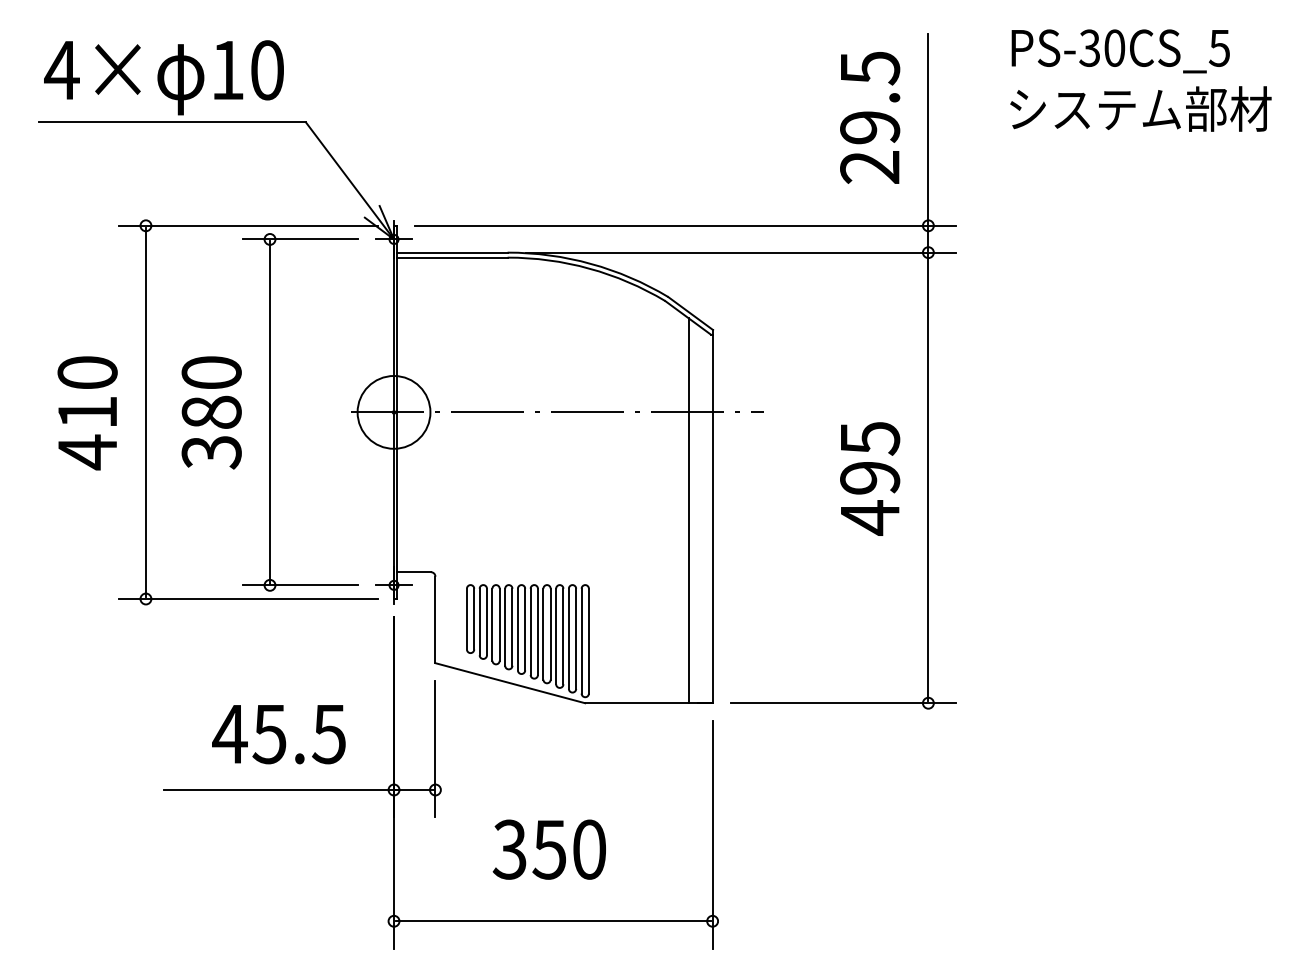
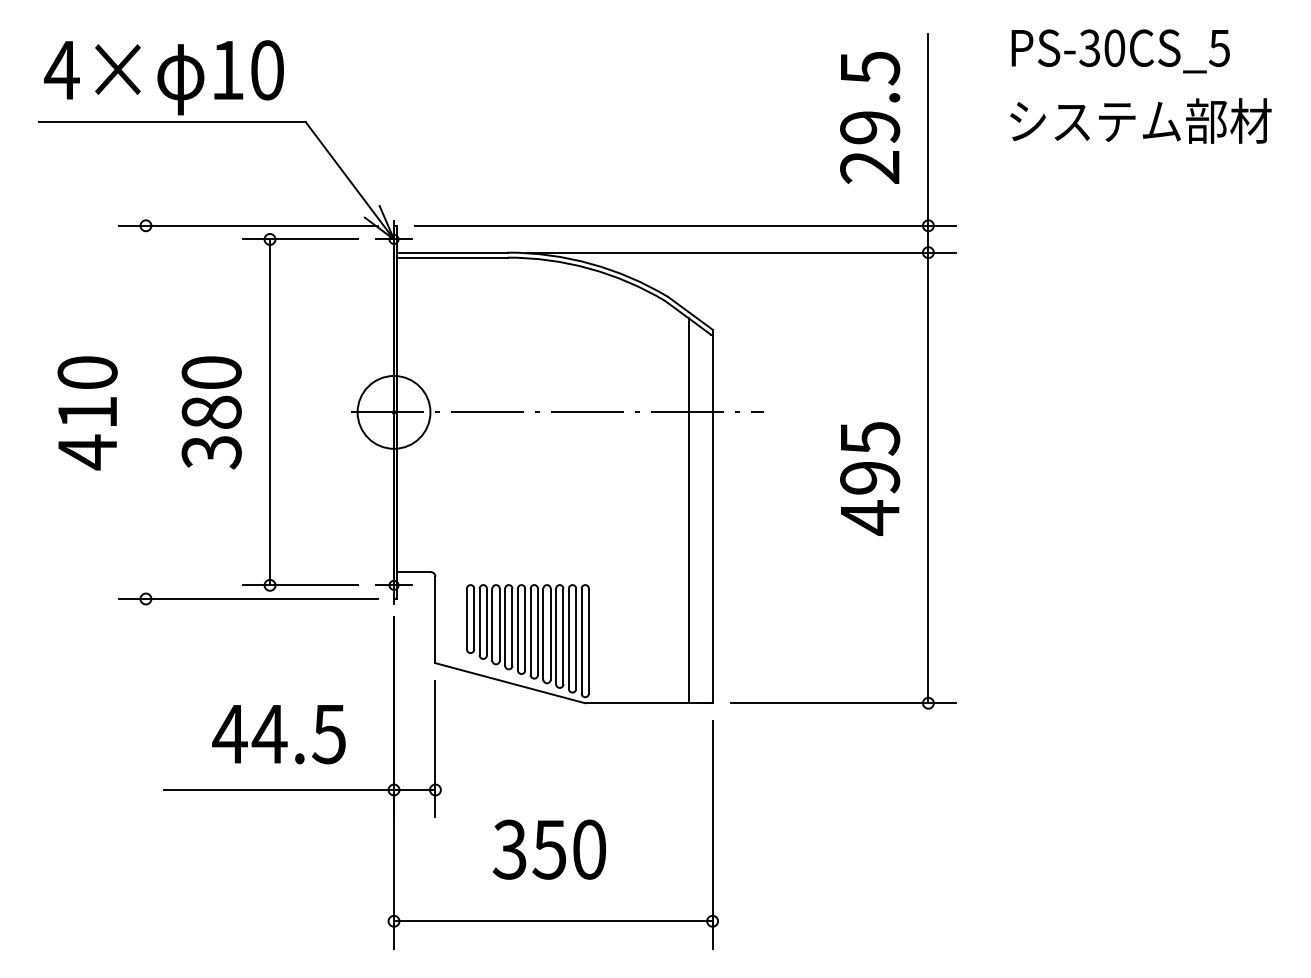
text position: (1140, 108) -> (1140, 120) (1140, 120)
line: present -> none (145, 412)
text: 45.5 -> 44.5 (269, 734)
